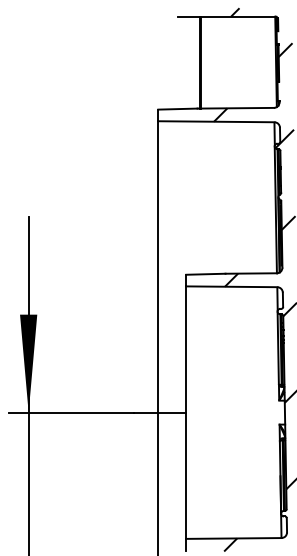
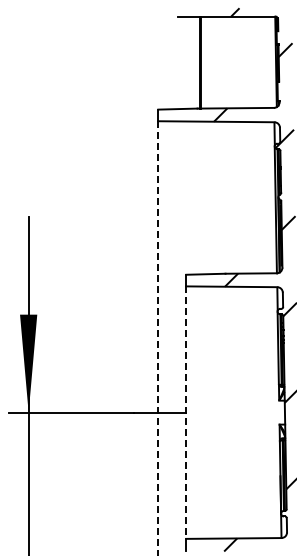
line: solid -> dashed (158, 338)
line: solid -> dashed (186, 413)
